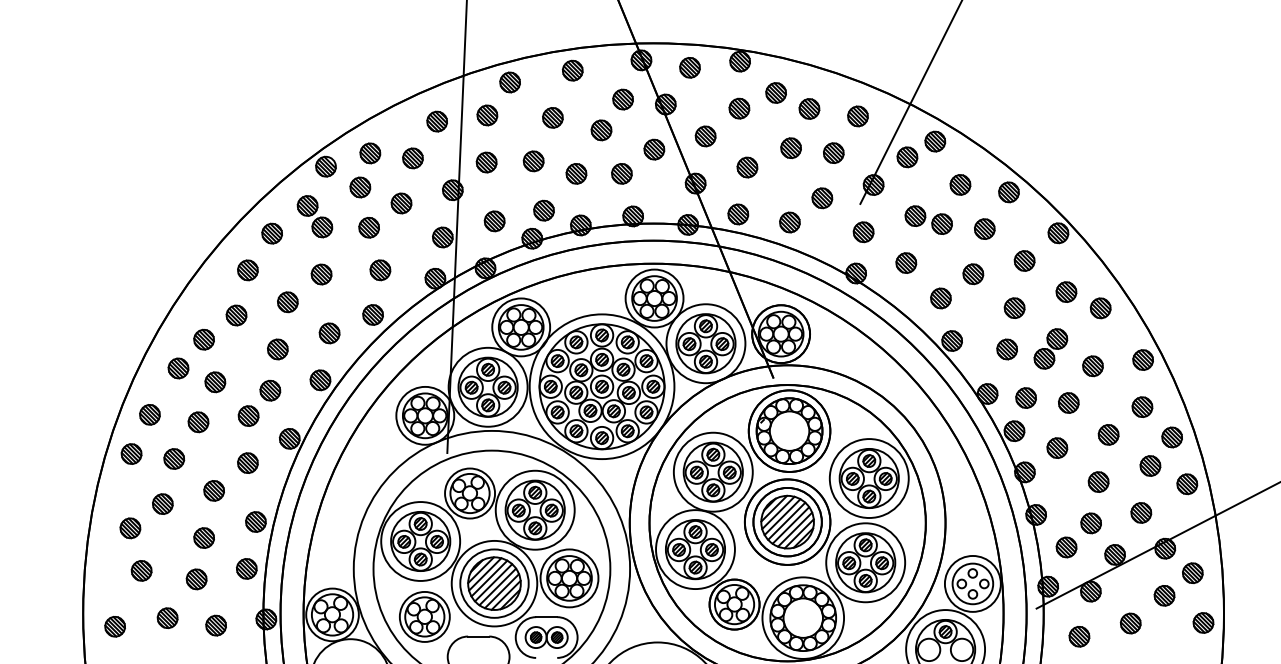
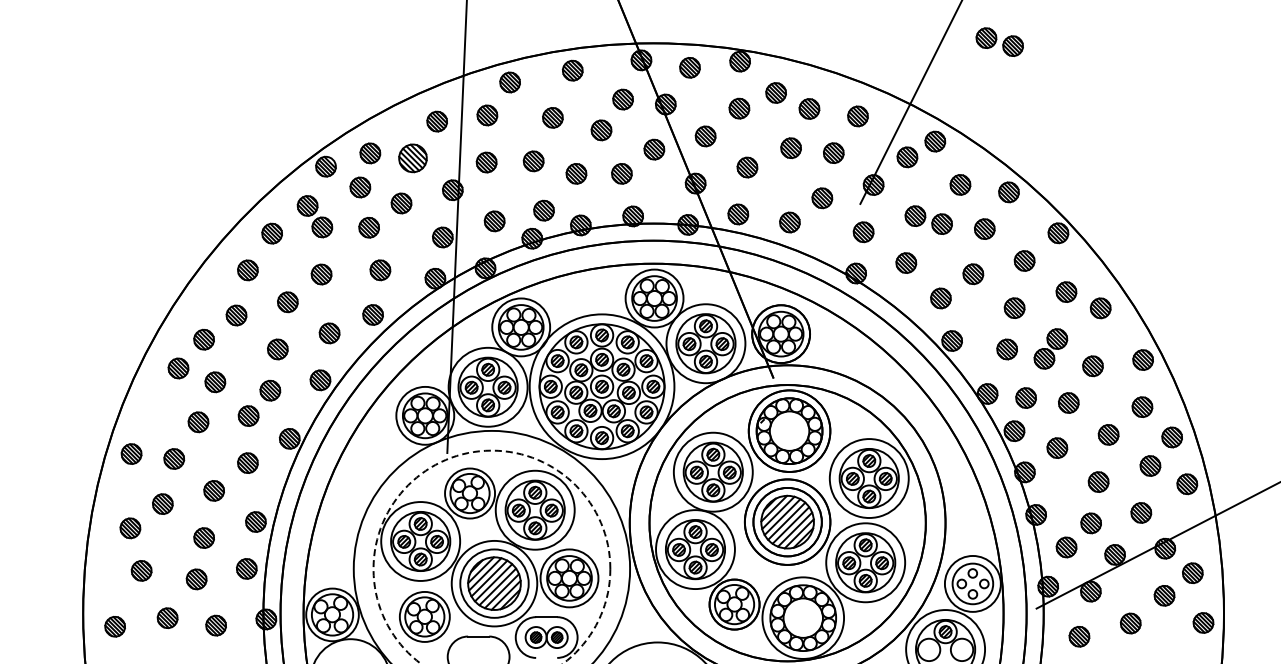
part: none -> present (999, 41)
part size: 22x23 px -> 30x31 px (412, 158)
part: present -> none (149, 414)
circle: solid -> dashed (491, 556)
